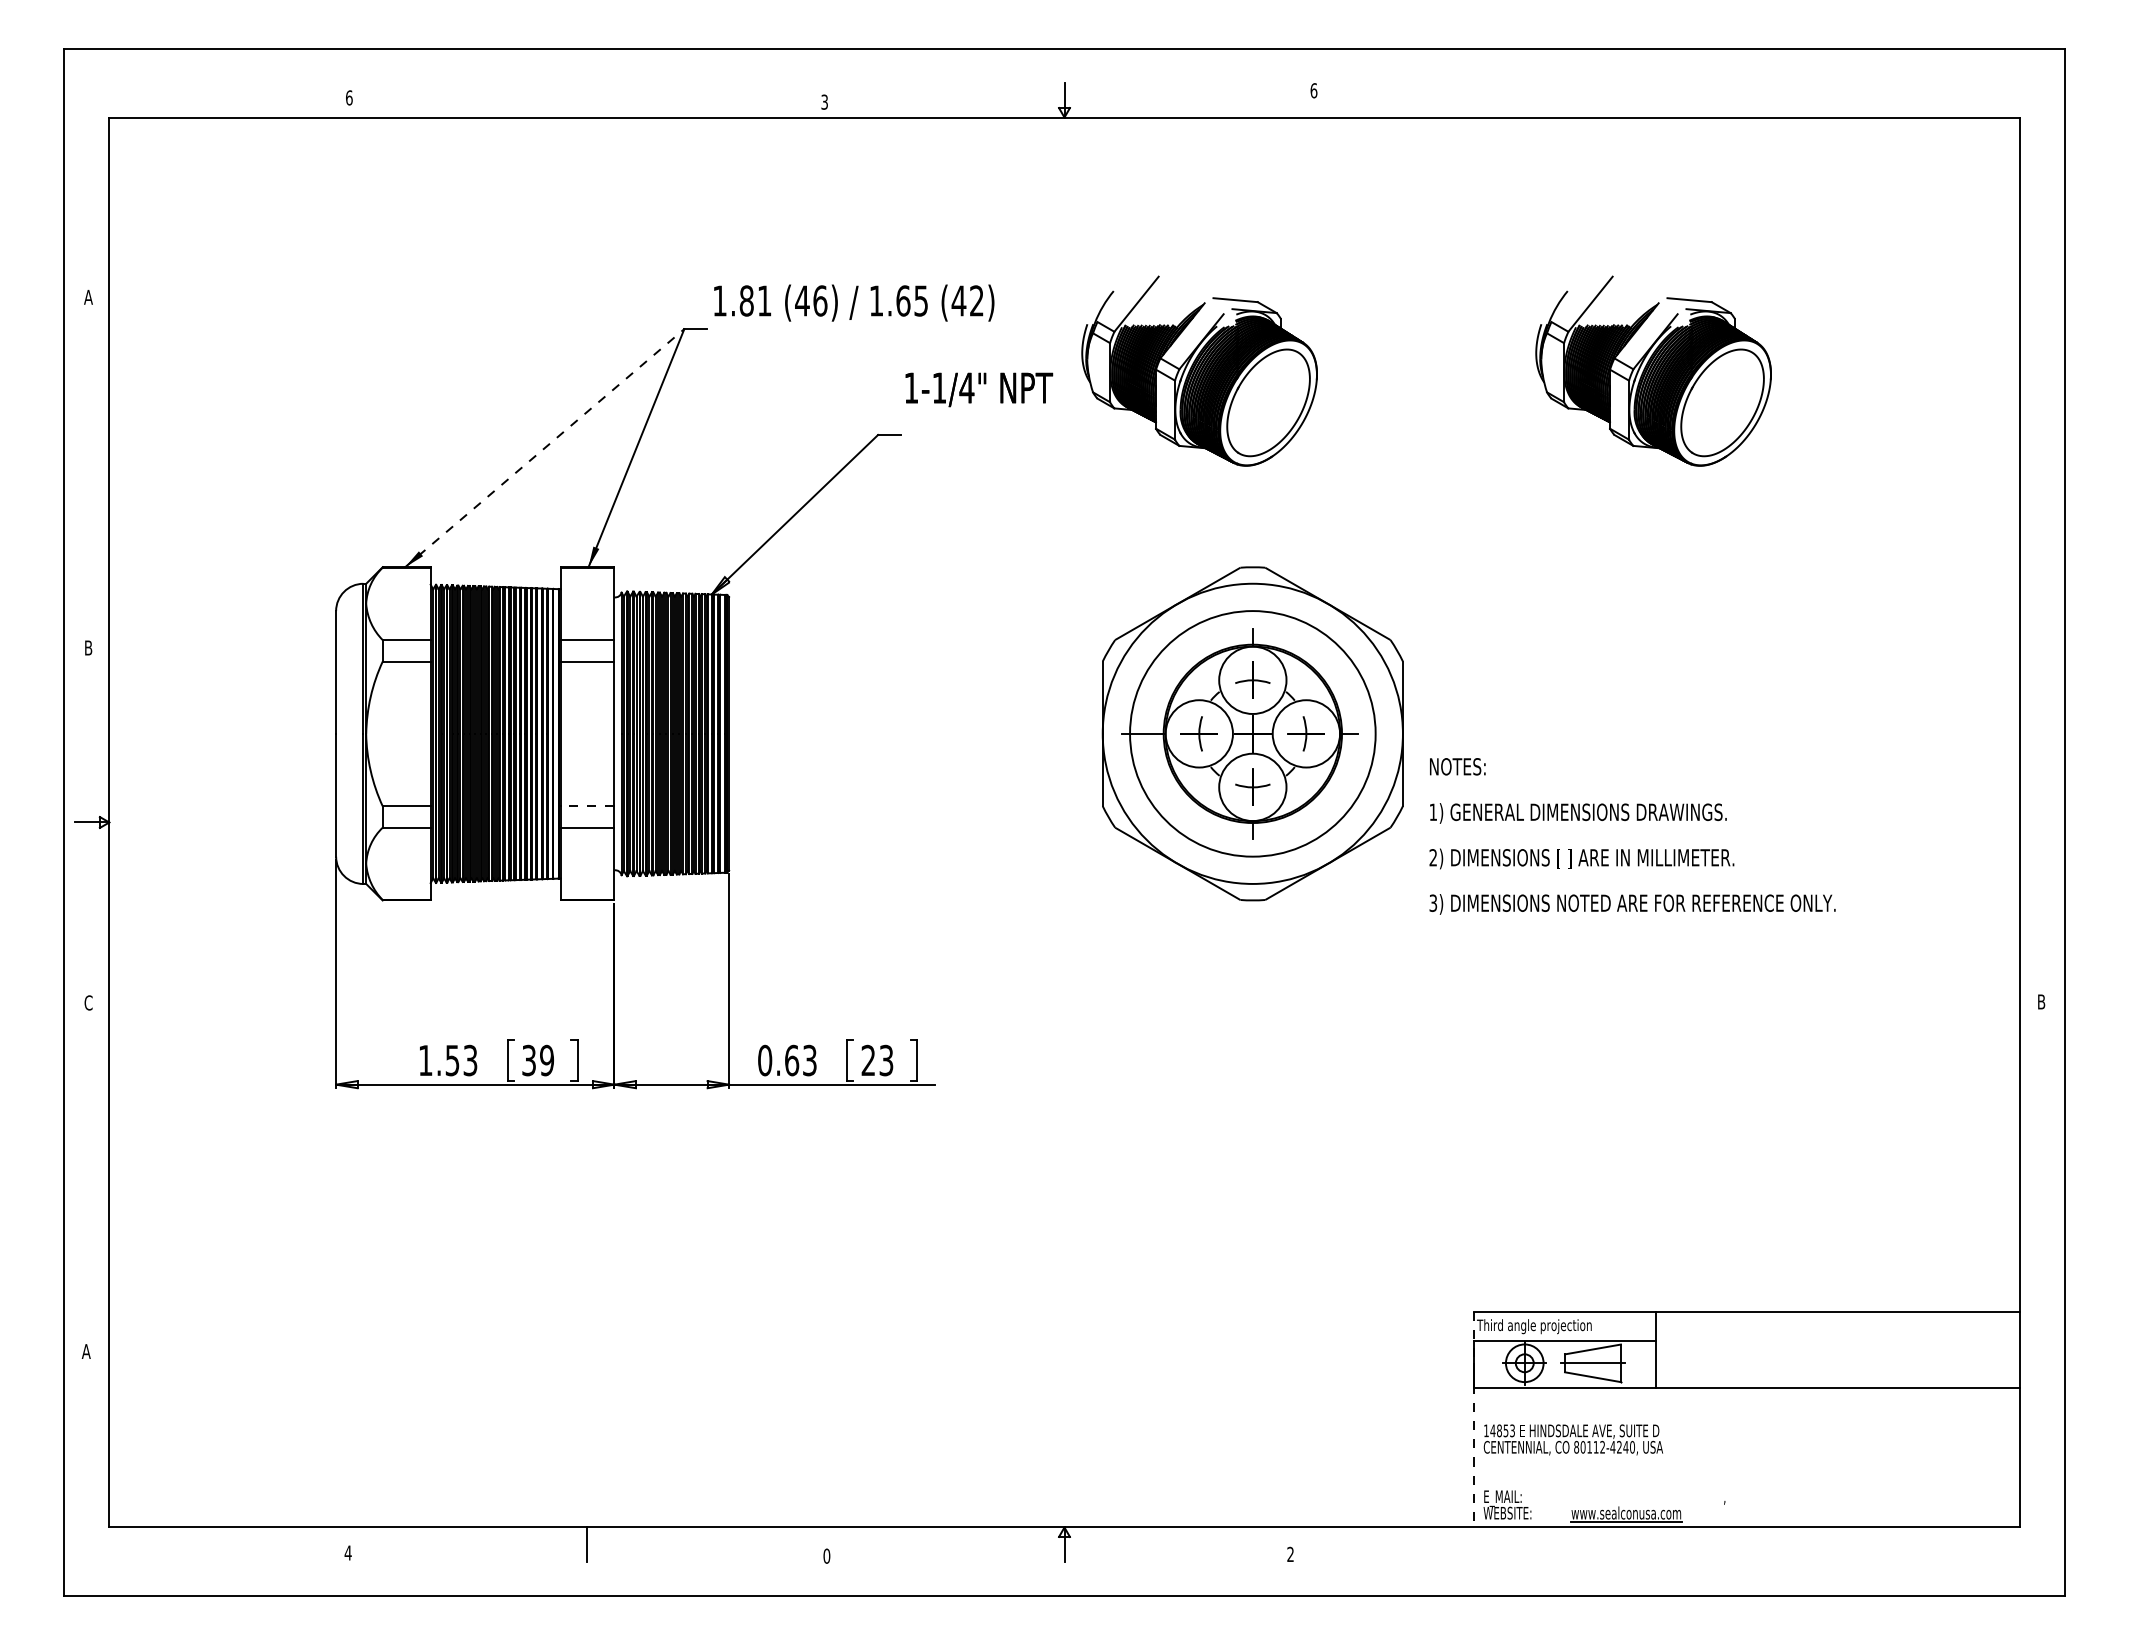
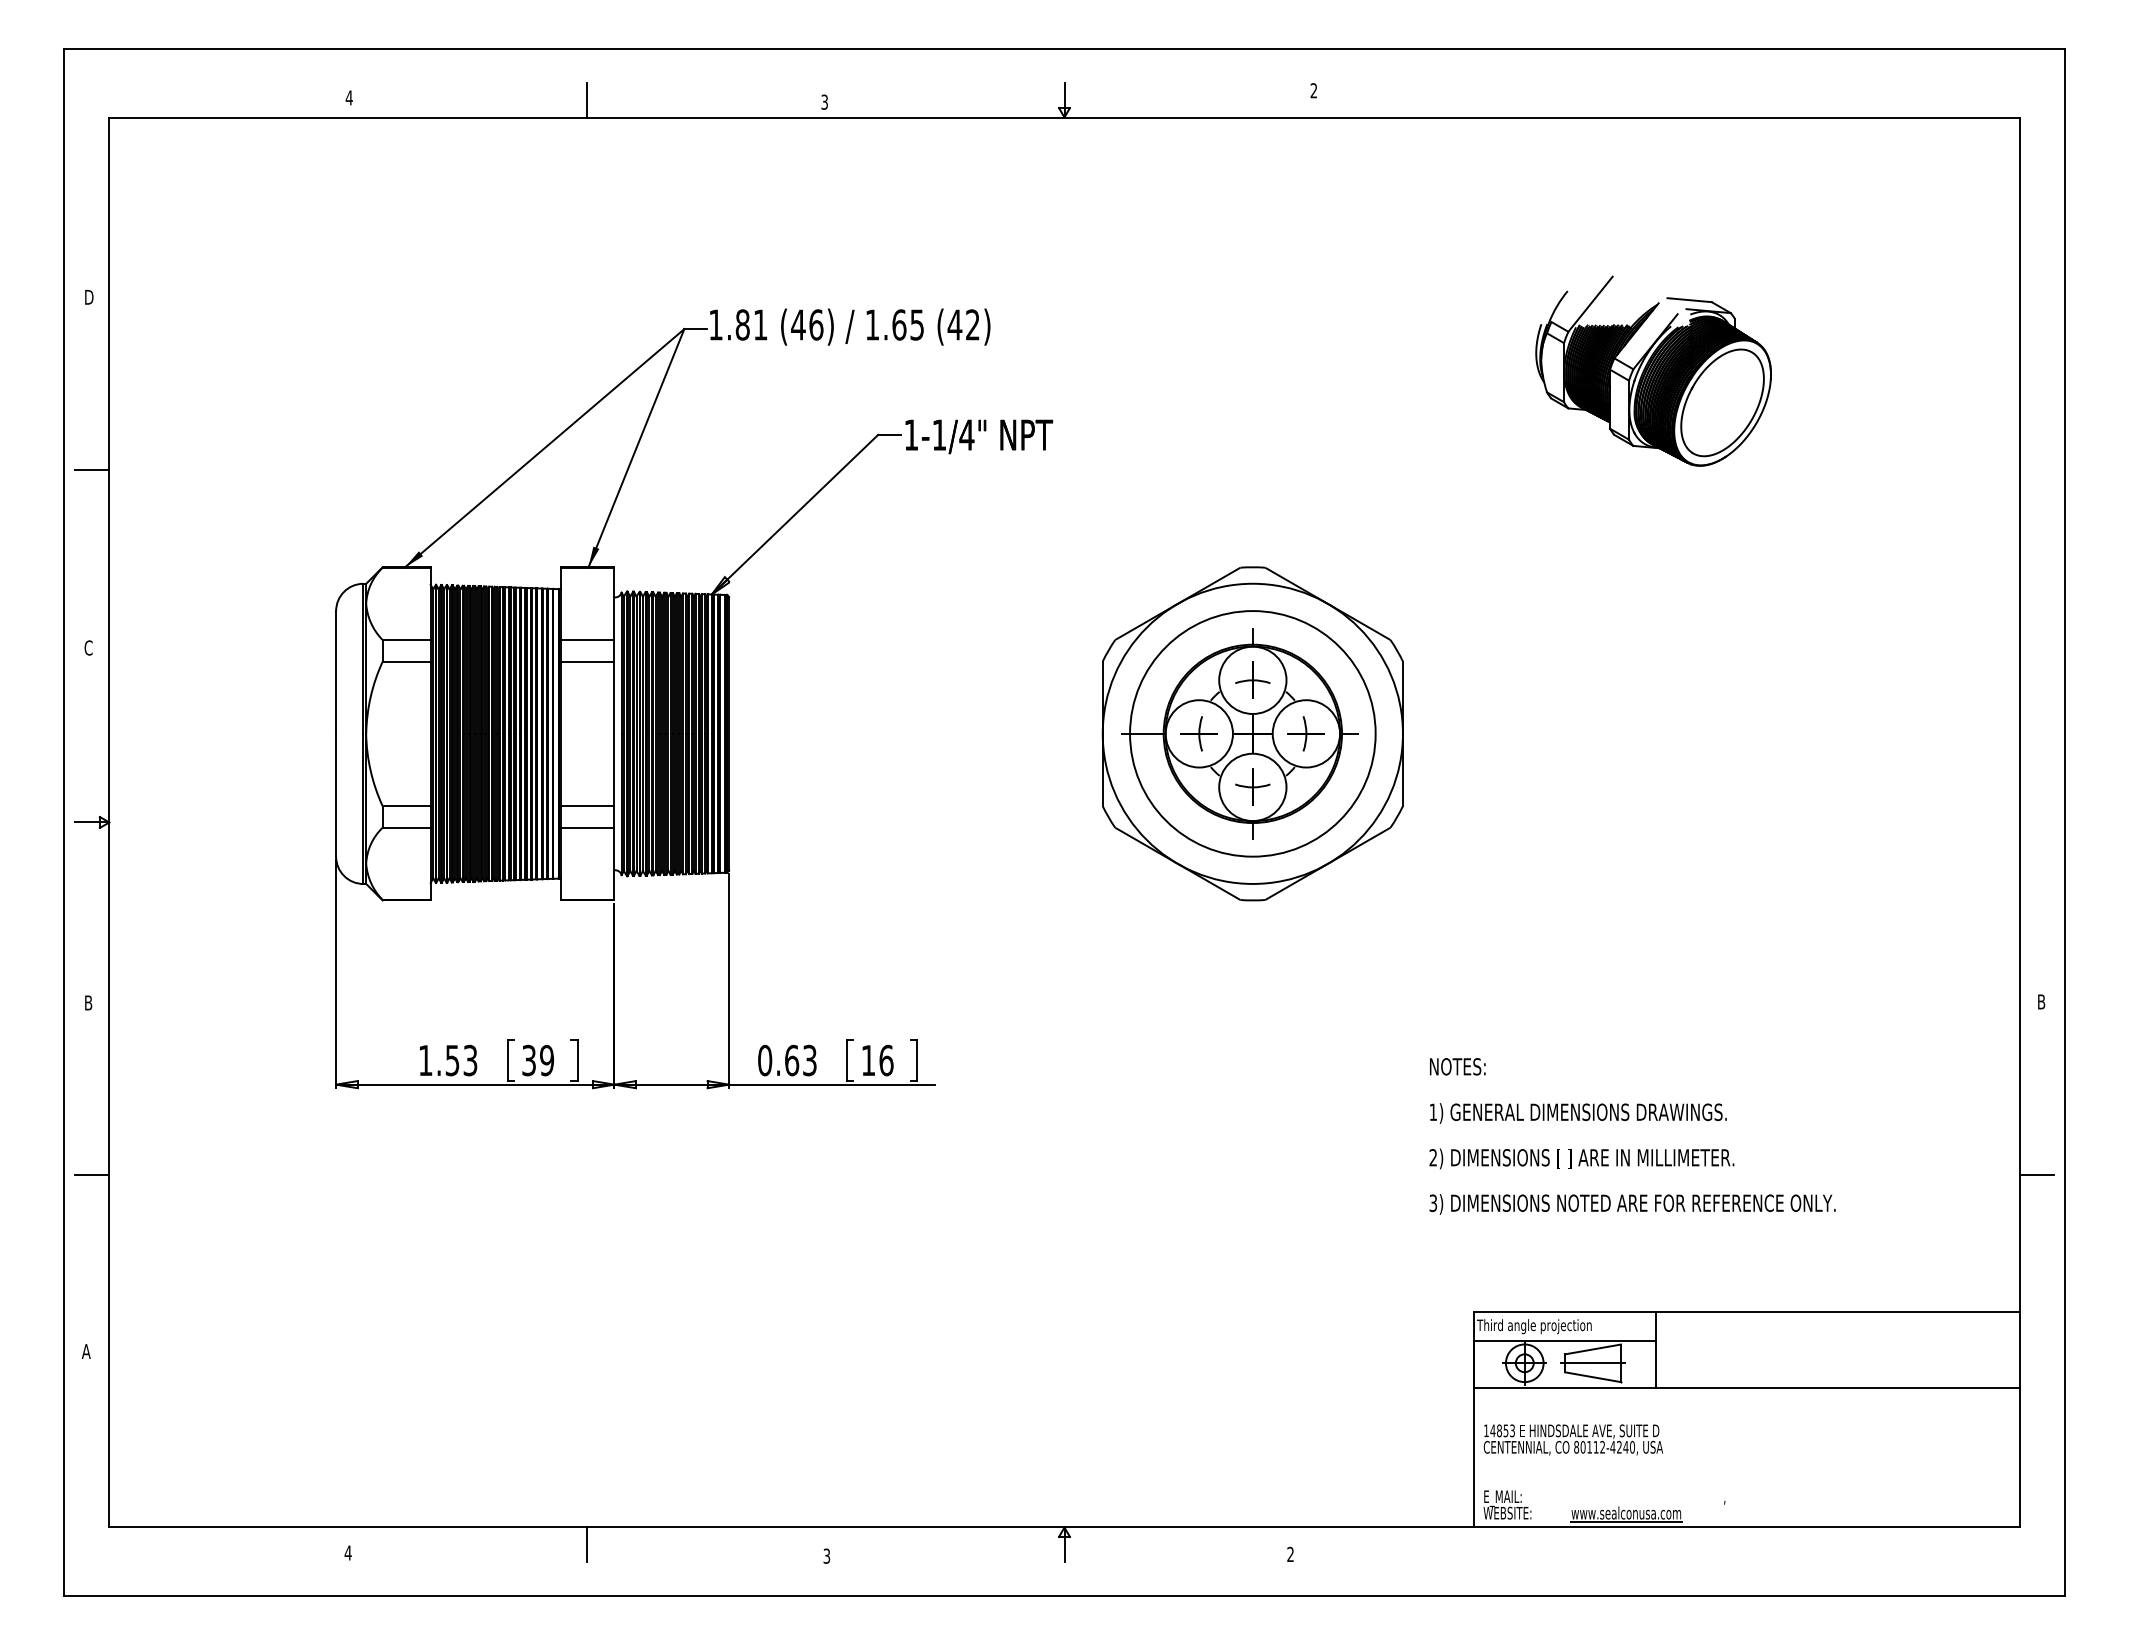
text: 6 -> 2 (1313, 90)
text: 6 -> 4 (348, 97)
line: none -> present (586, 100)
text: A -> D (88, 296)
text position: (854, 302) -> (850, 326) (850, 326)
part: present -> none (1199, 370)
text position: (979, 389) -> (979, 436) (979, 436)
line: dashed -> solid (544, 448)
line: none -> present (92, 470)
text: B -> C (88, 647)
line: dashed -> solid (587, 806)
text position: (1632, 836) -> (1632, 1136) (1632, 1136)
text: C -> B (88, 1002)
text: 23 -> 16 (877, 1060)
line: none -> present (92, 1174)
line: none -> present (2036, 1174)
line: dashed -> solid (1474, 1419)
text: 0 -> 3 (826, 1555)
